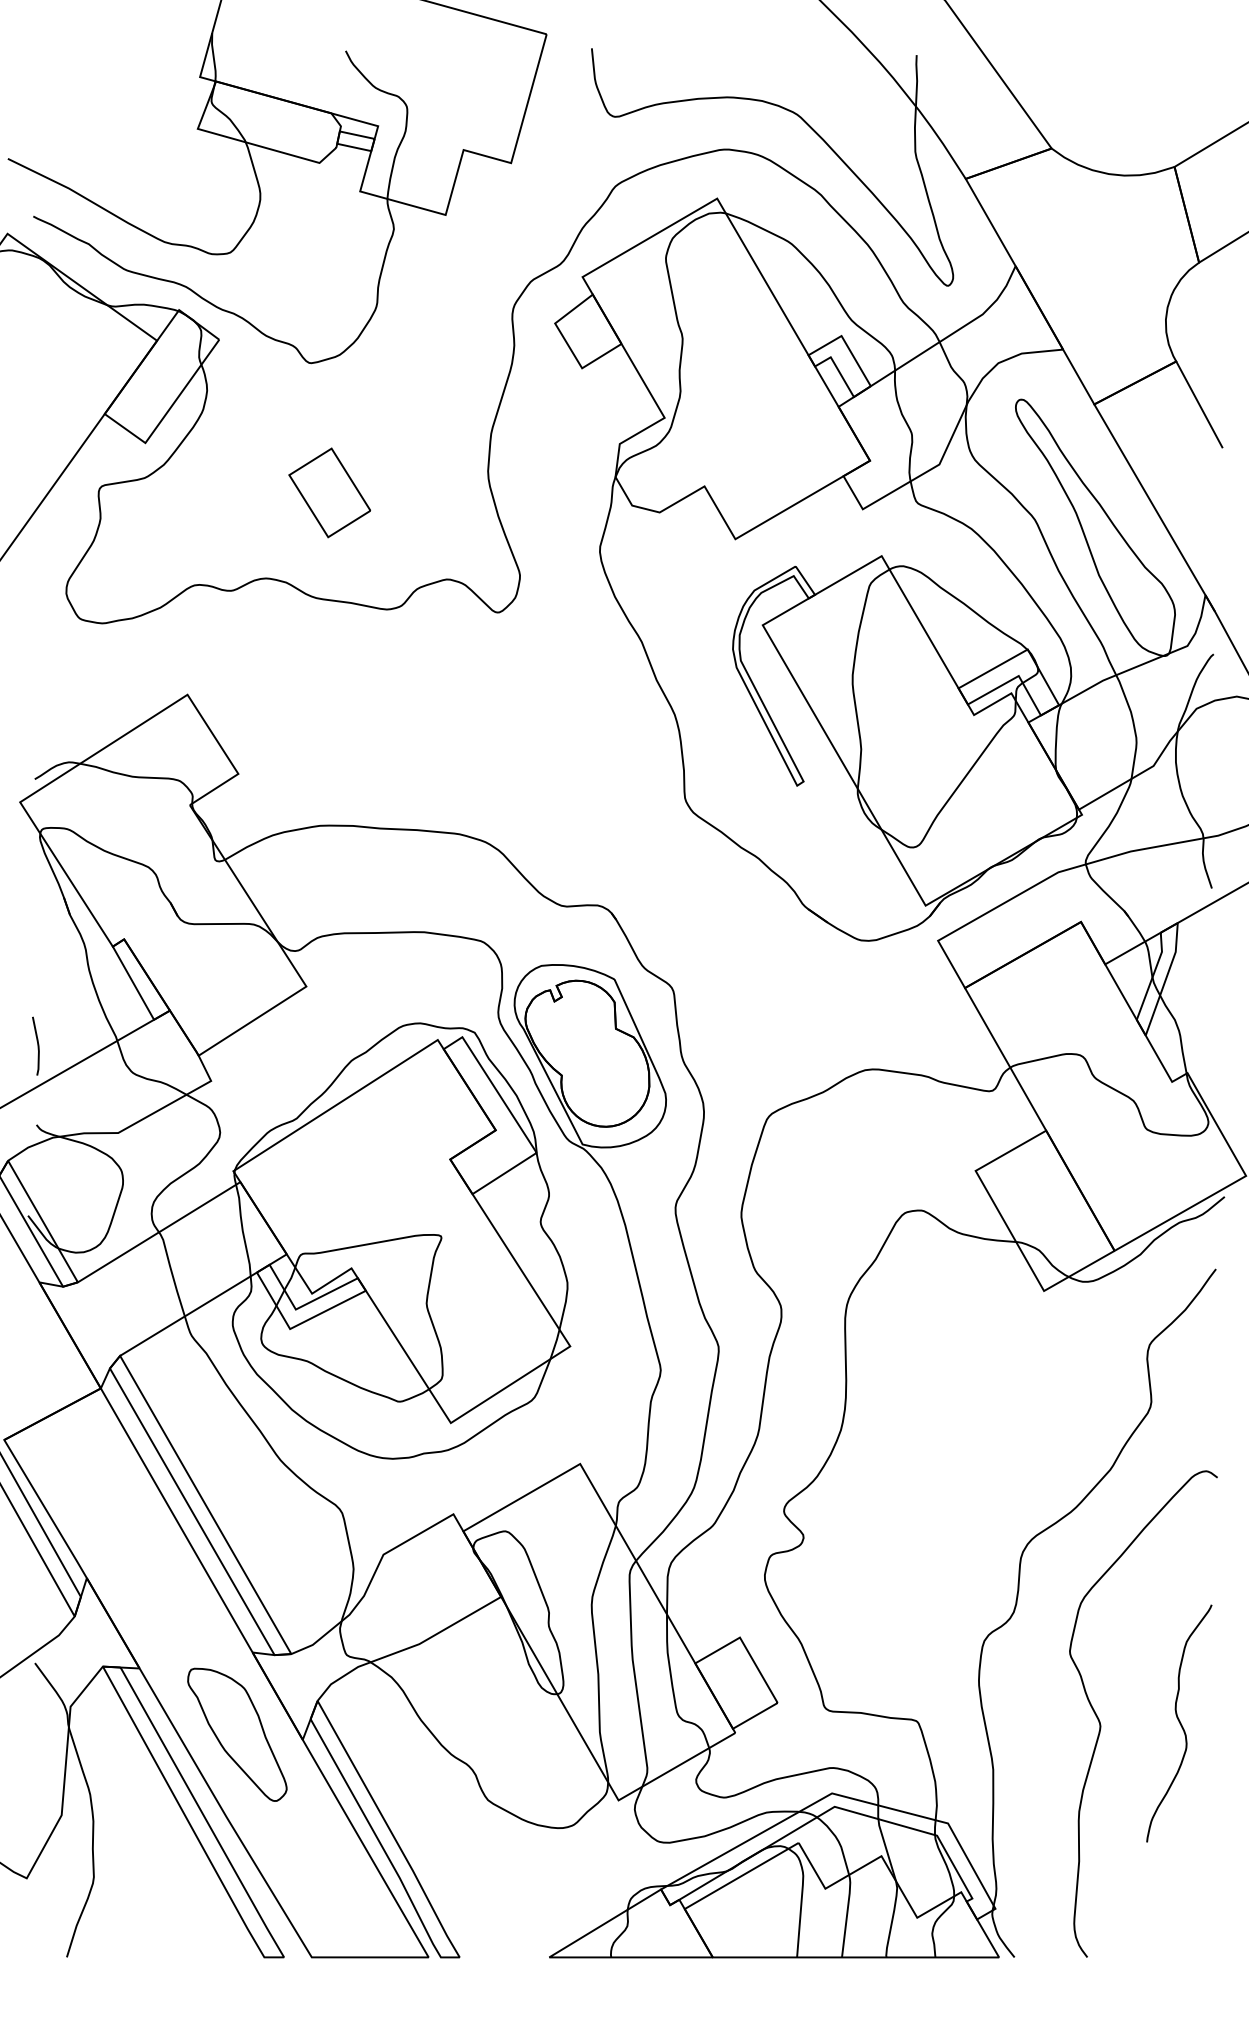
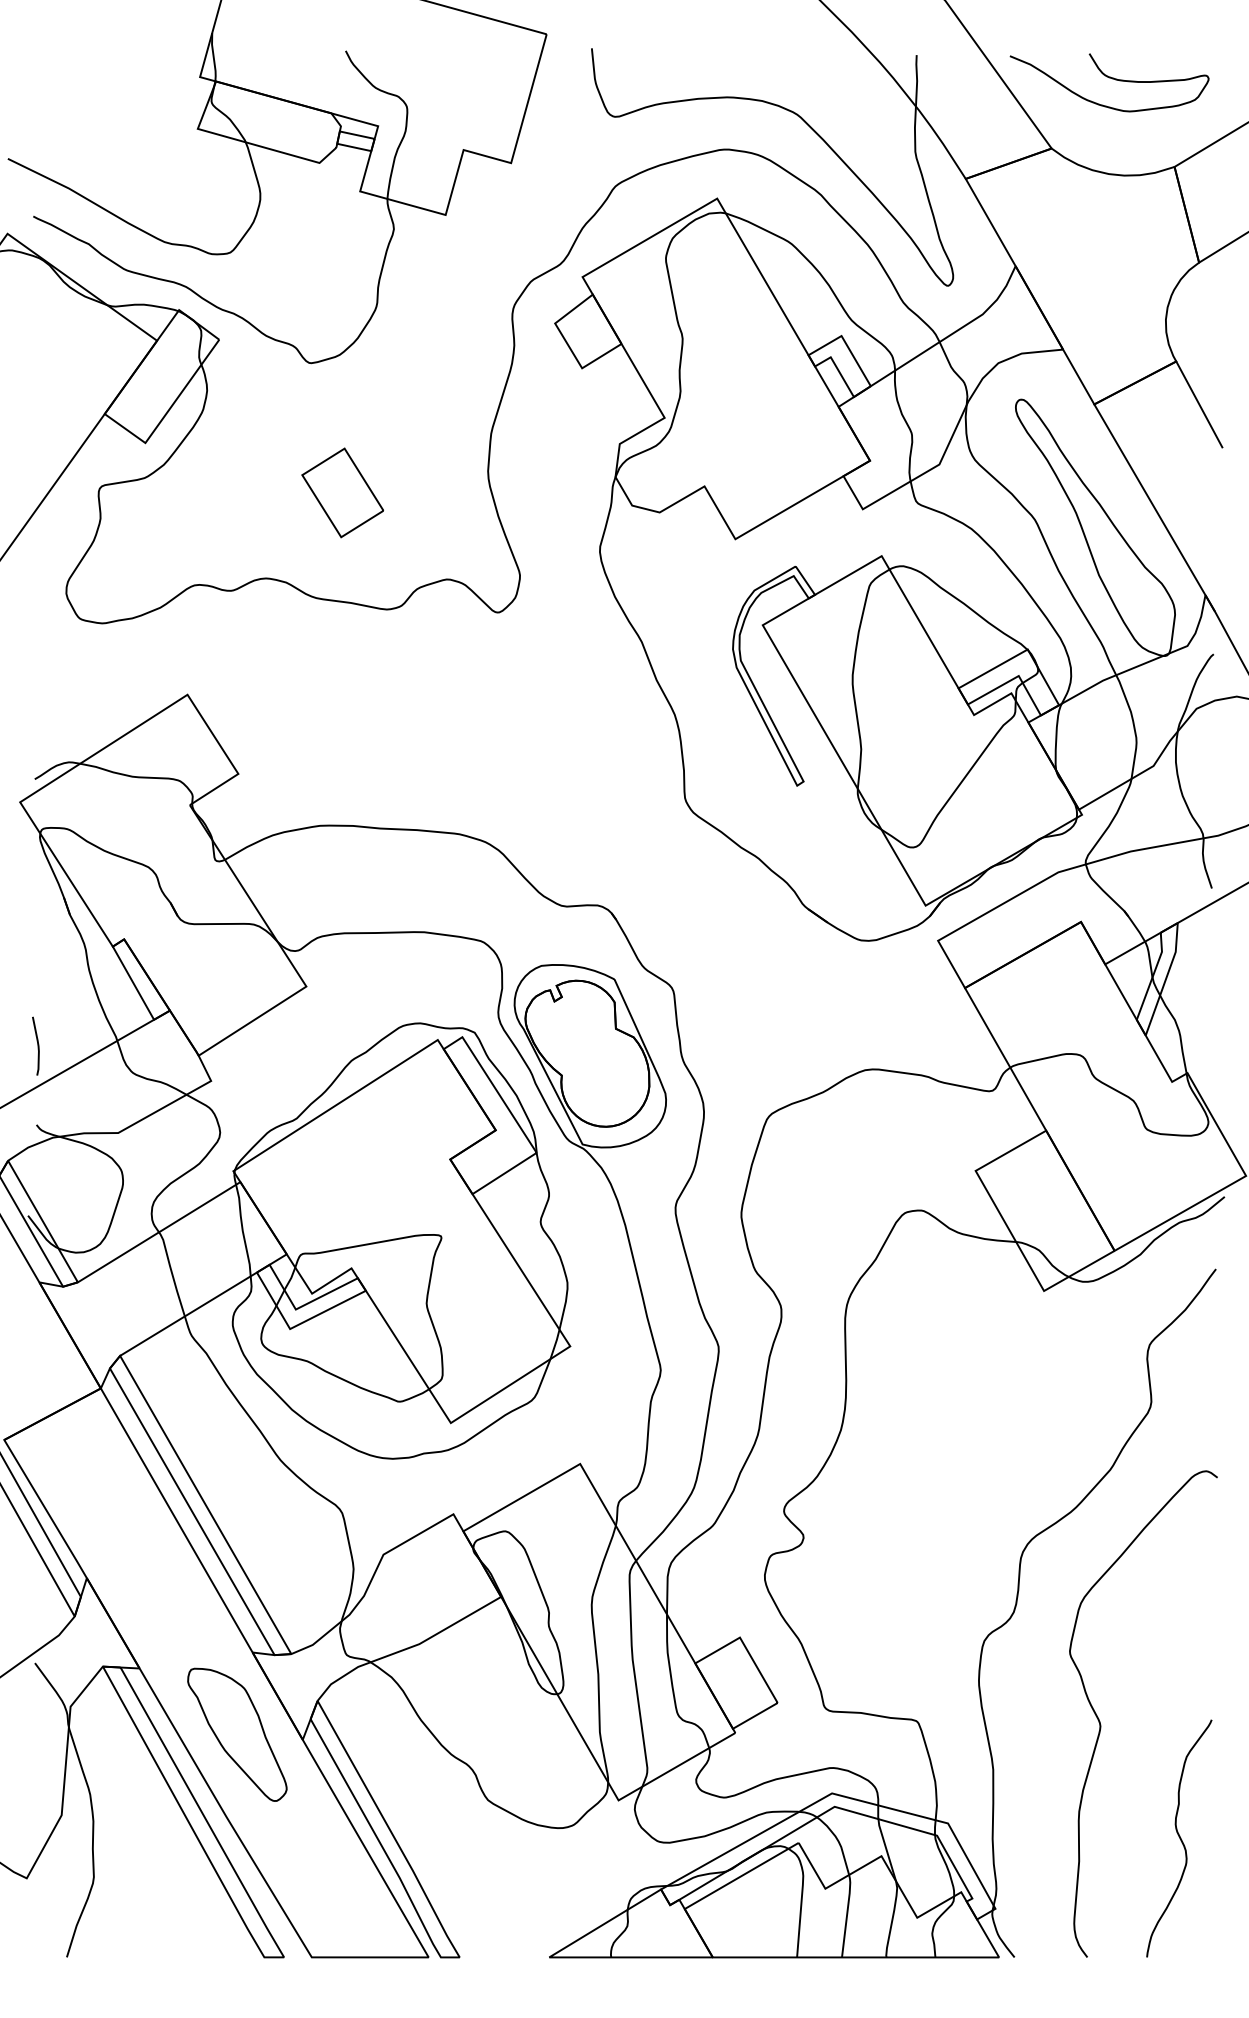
curve: none -> present (1109, 78)
part position: (329, 492) -> (342, 492) (342, 492)
curve position: (1179, 1723) -> (1179, 1838) (1179, 1838)
